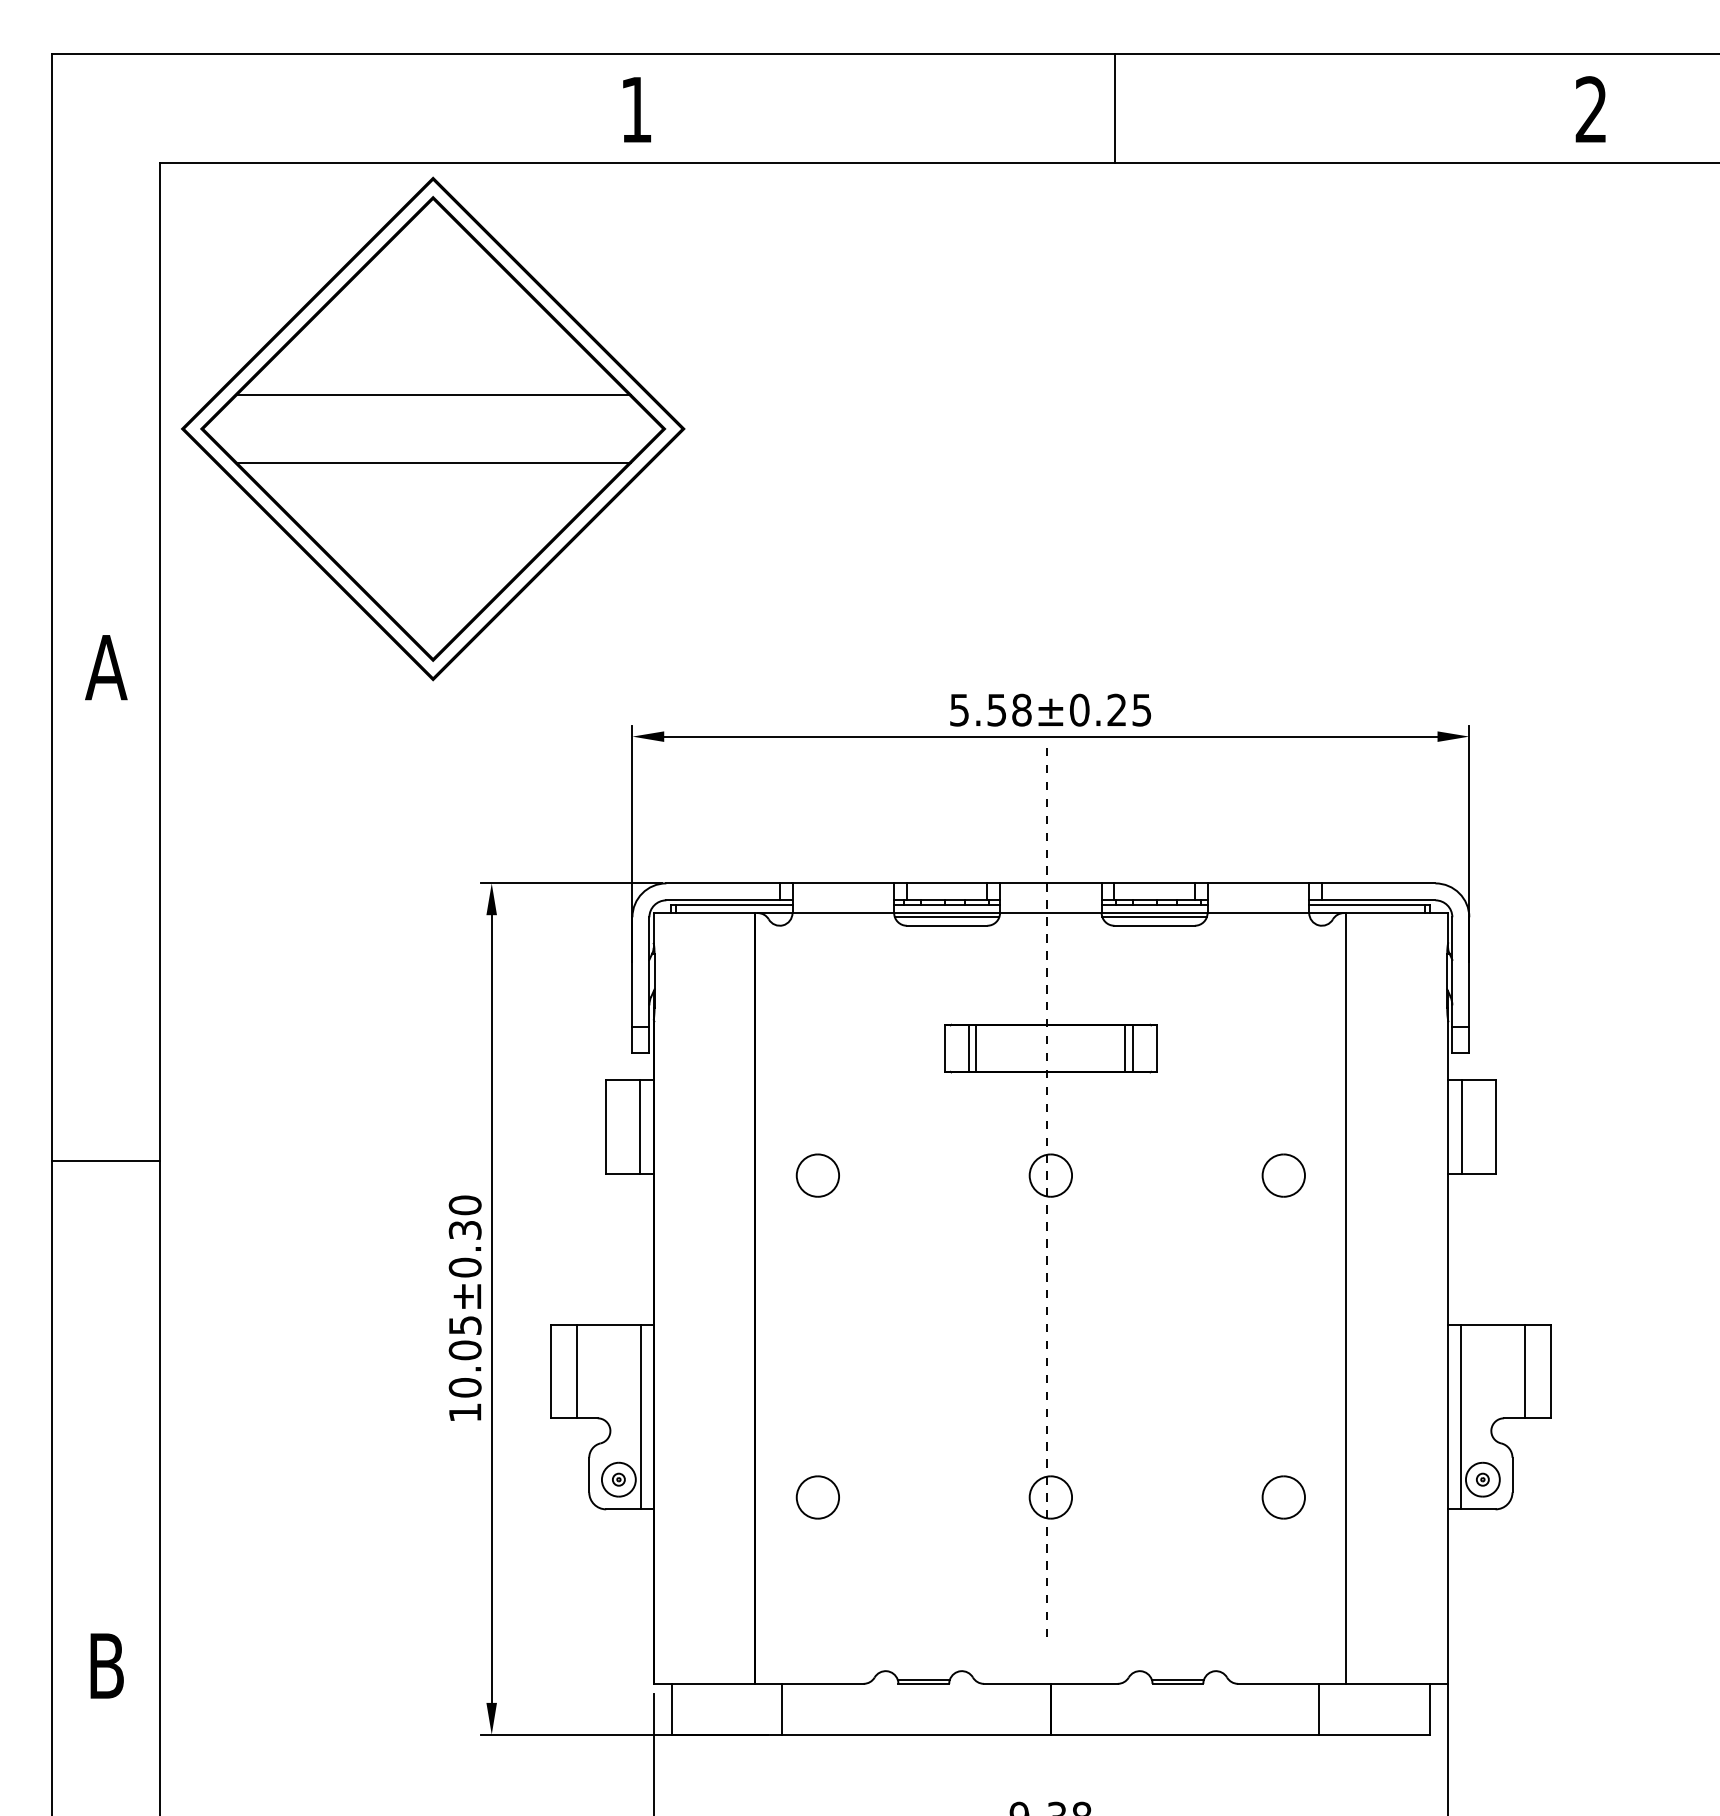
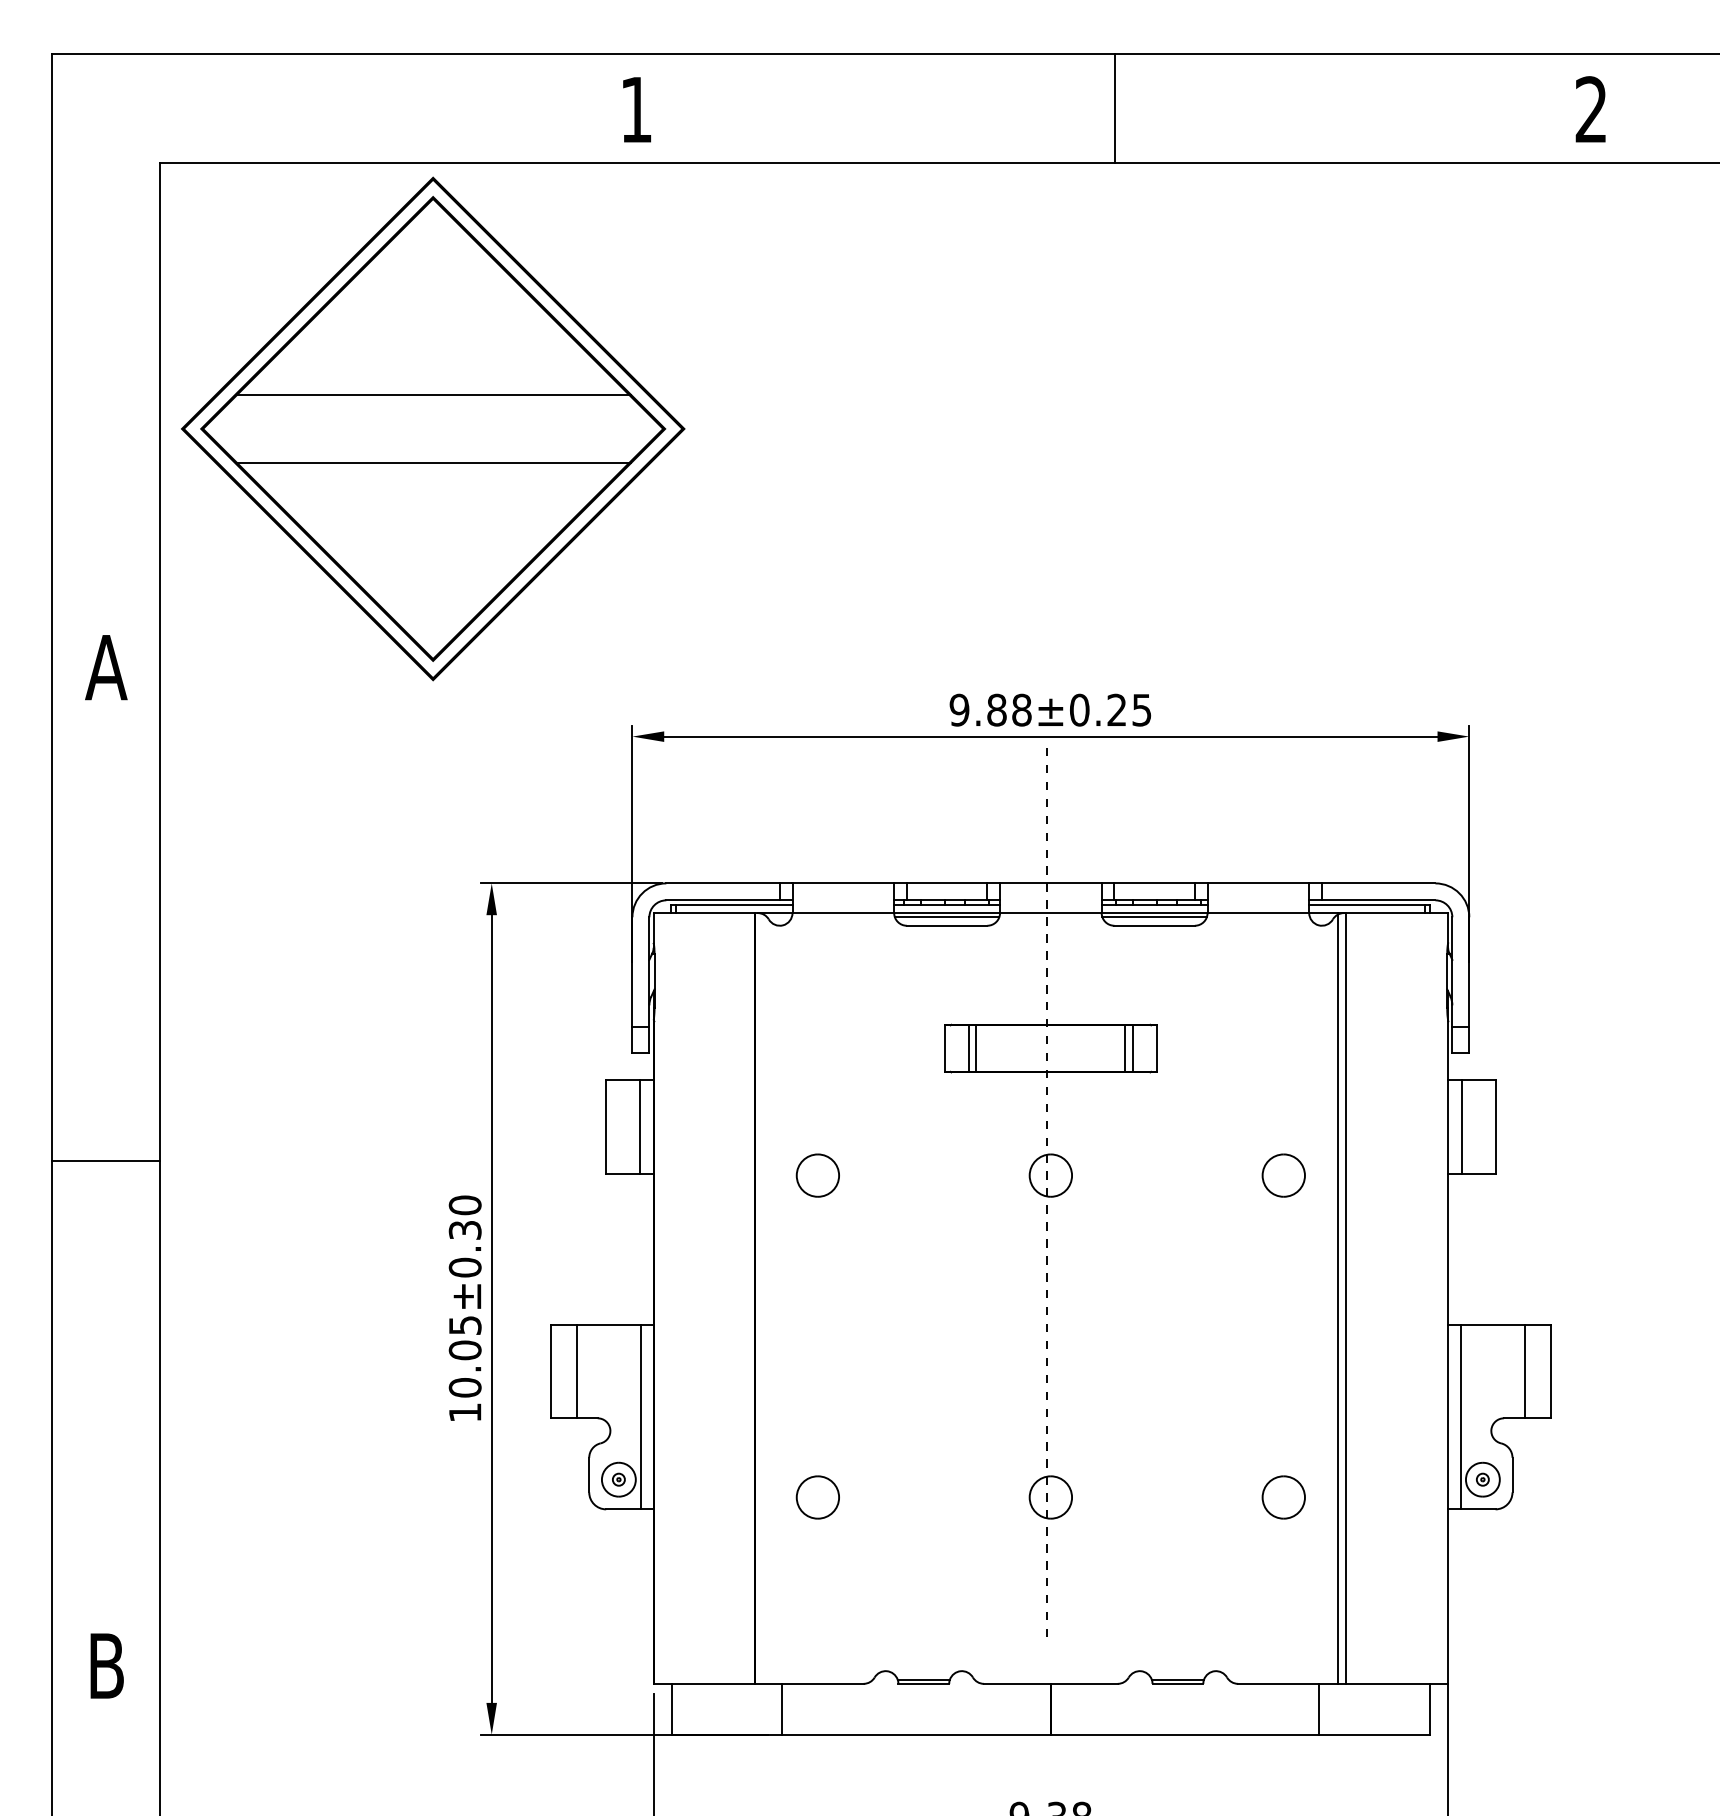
text: 5.58±0.25 -> 9.88±0.25 (977, 709)
line: none -> present (1338, 1298)
